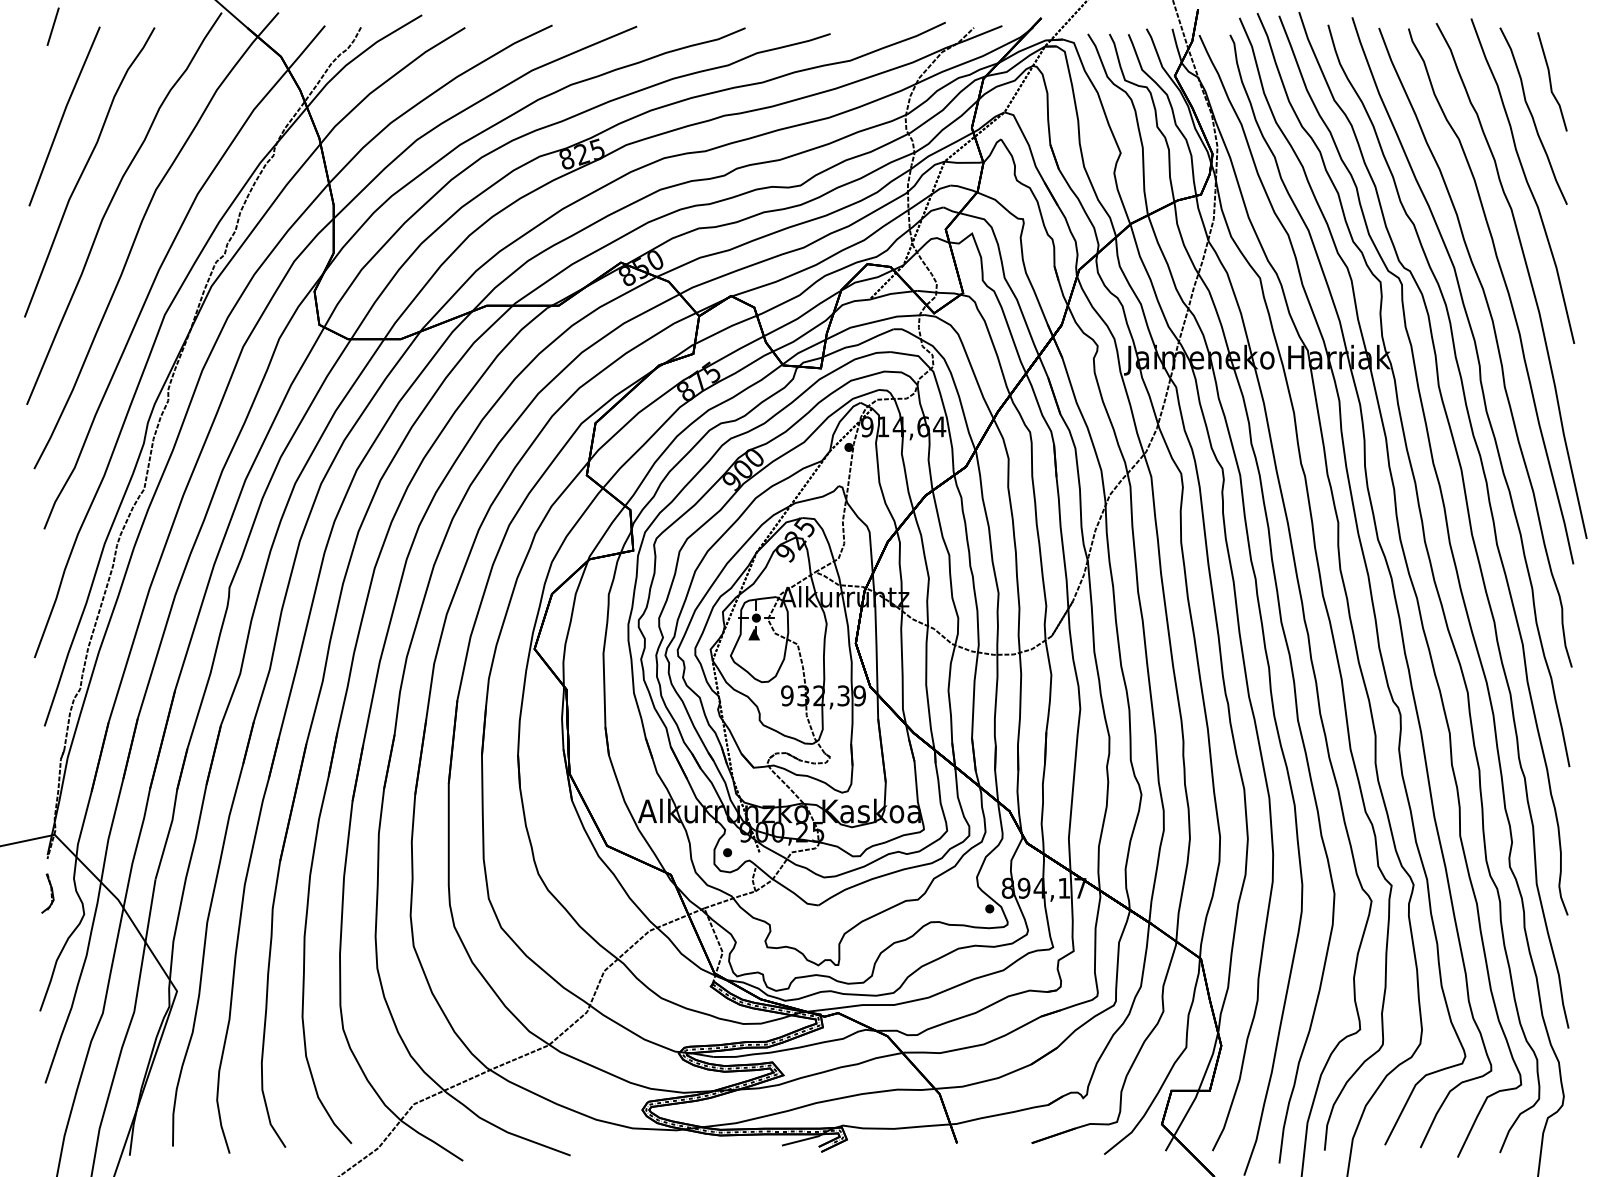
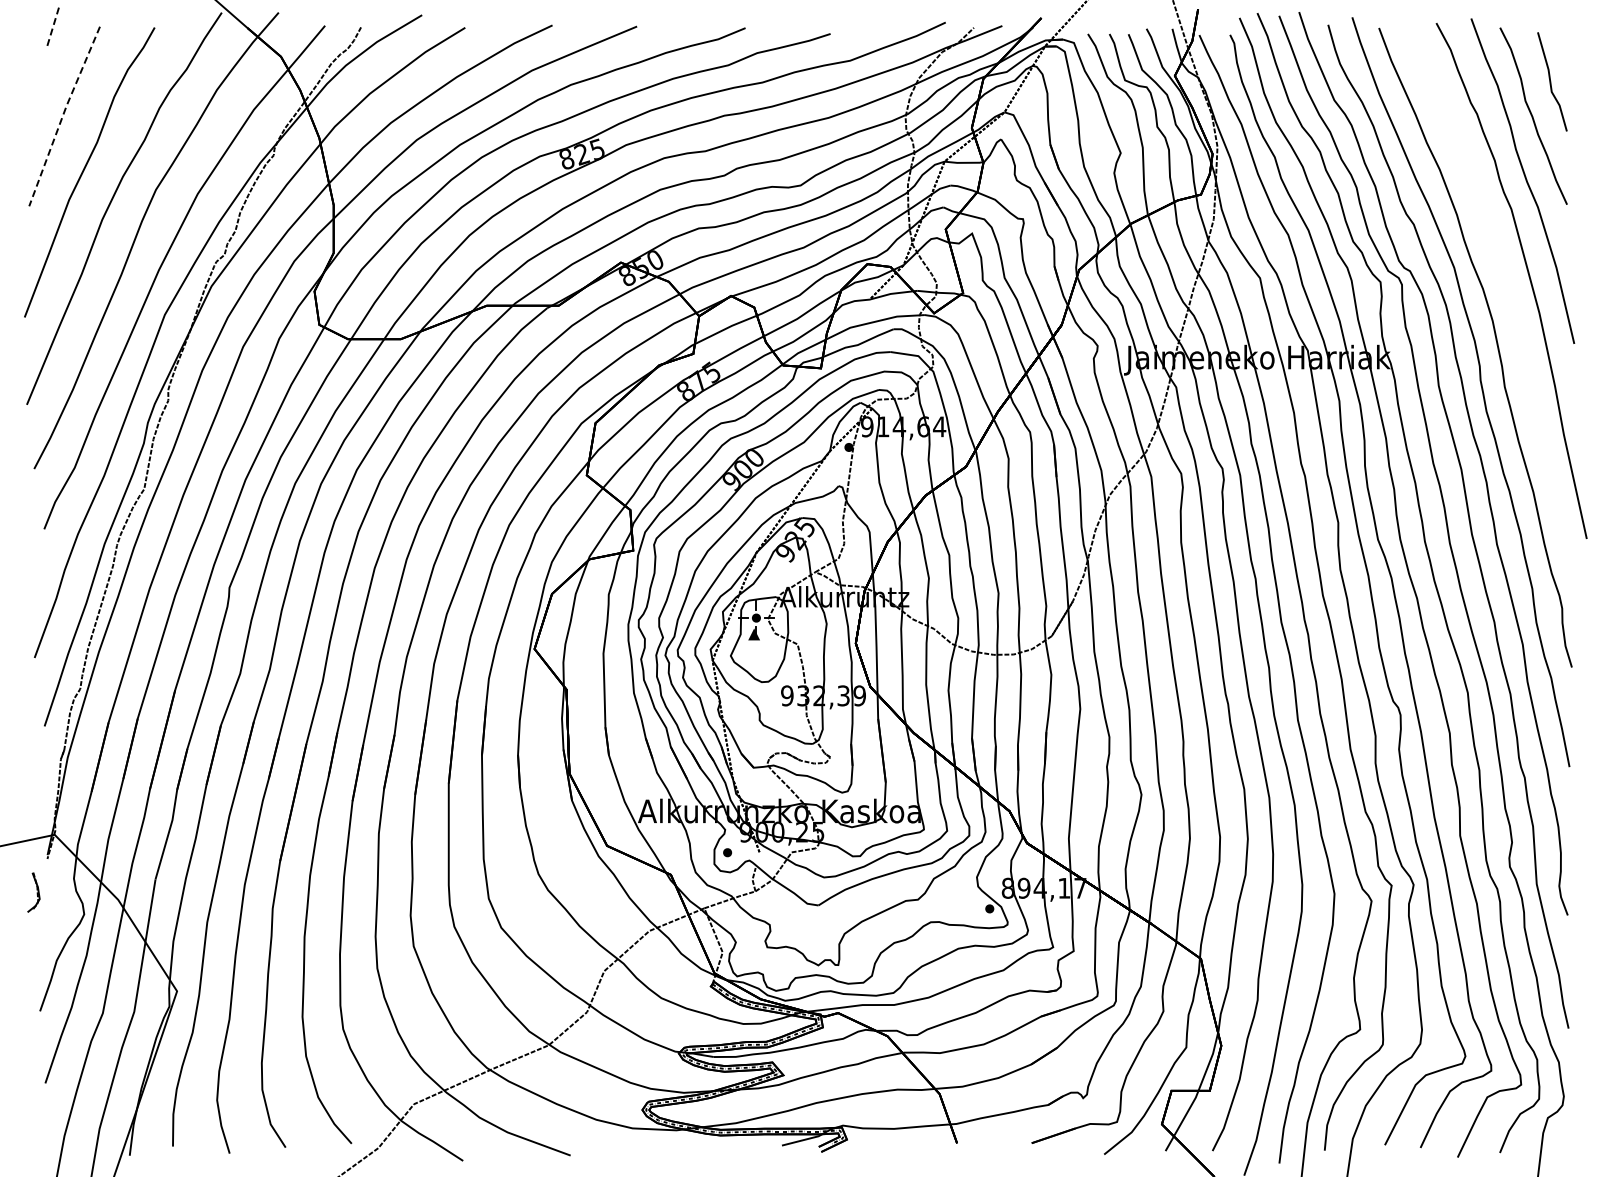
line: solid -> dashed (53, 26)
line: solid -> dashed (62, 116)
curve: present -> none (1506, 290)
part position: (47, 893) -> (33, 892) (33, 892)
